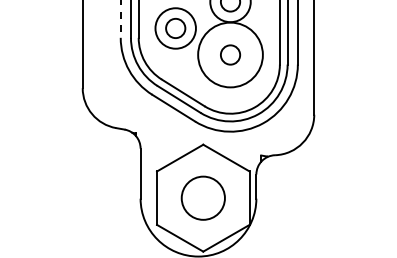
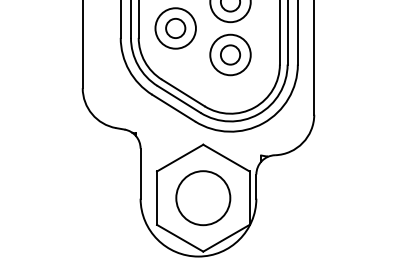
line: dashed -> solid (120, 18)
circle diameter: 65 px -> 40 px (230, 54)
circle size: 46x46 px -> 57x57 px (203, 198)
